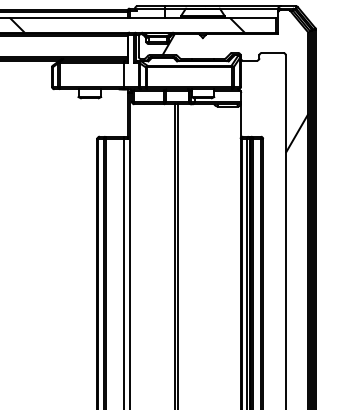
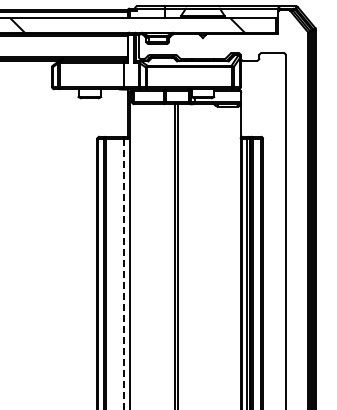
hatch: present -> none (235, 93)
line: solid -> dashed (124, 274)
